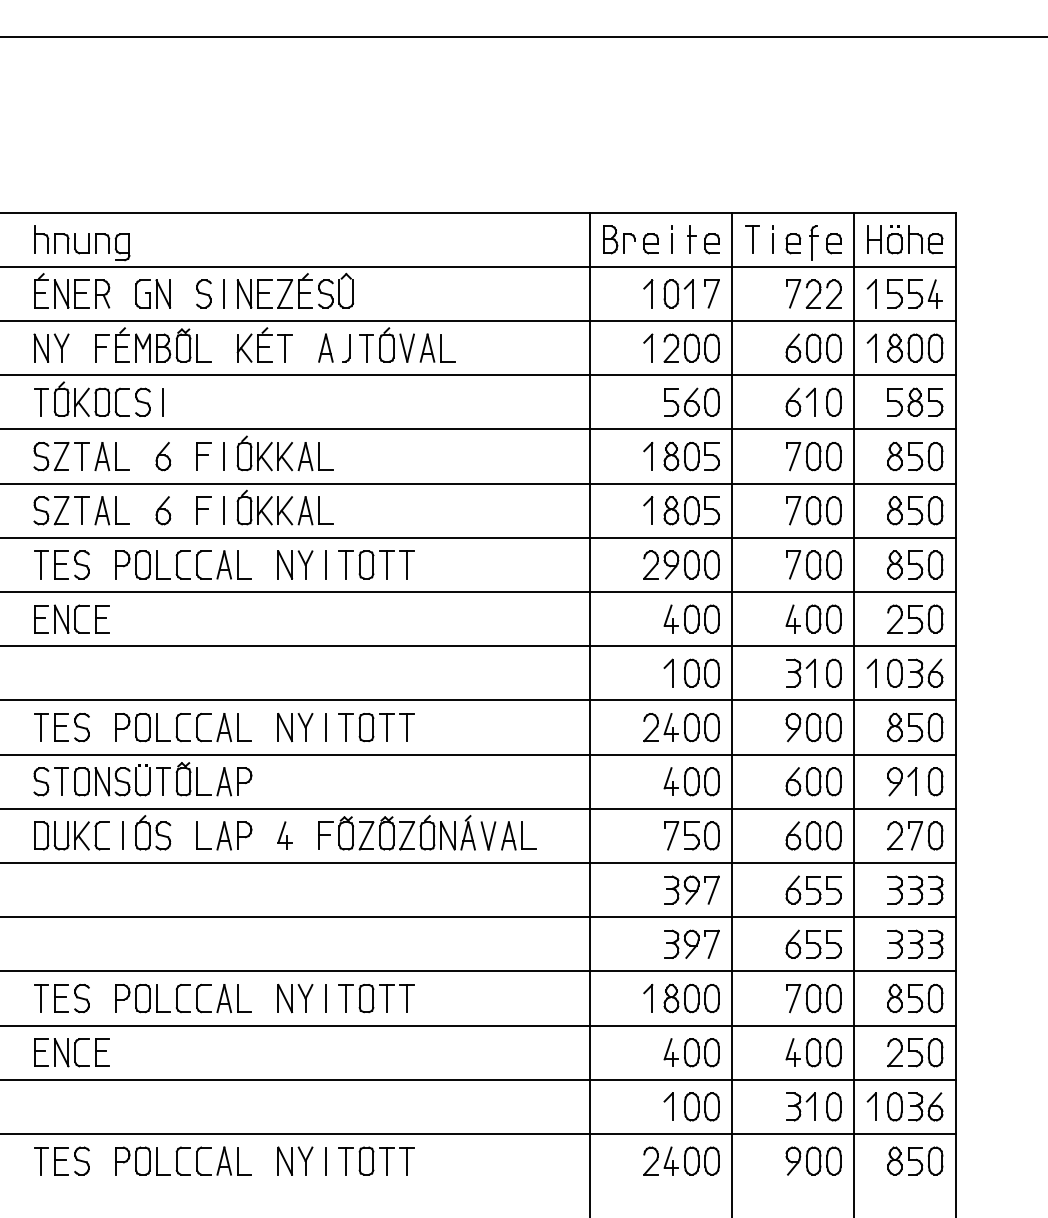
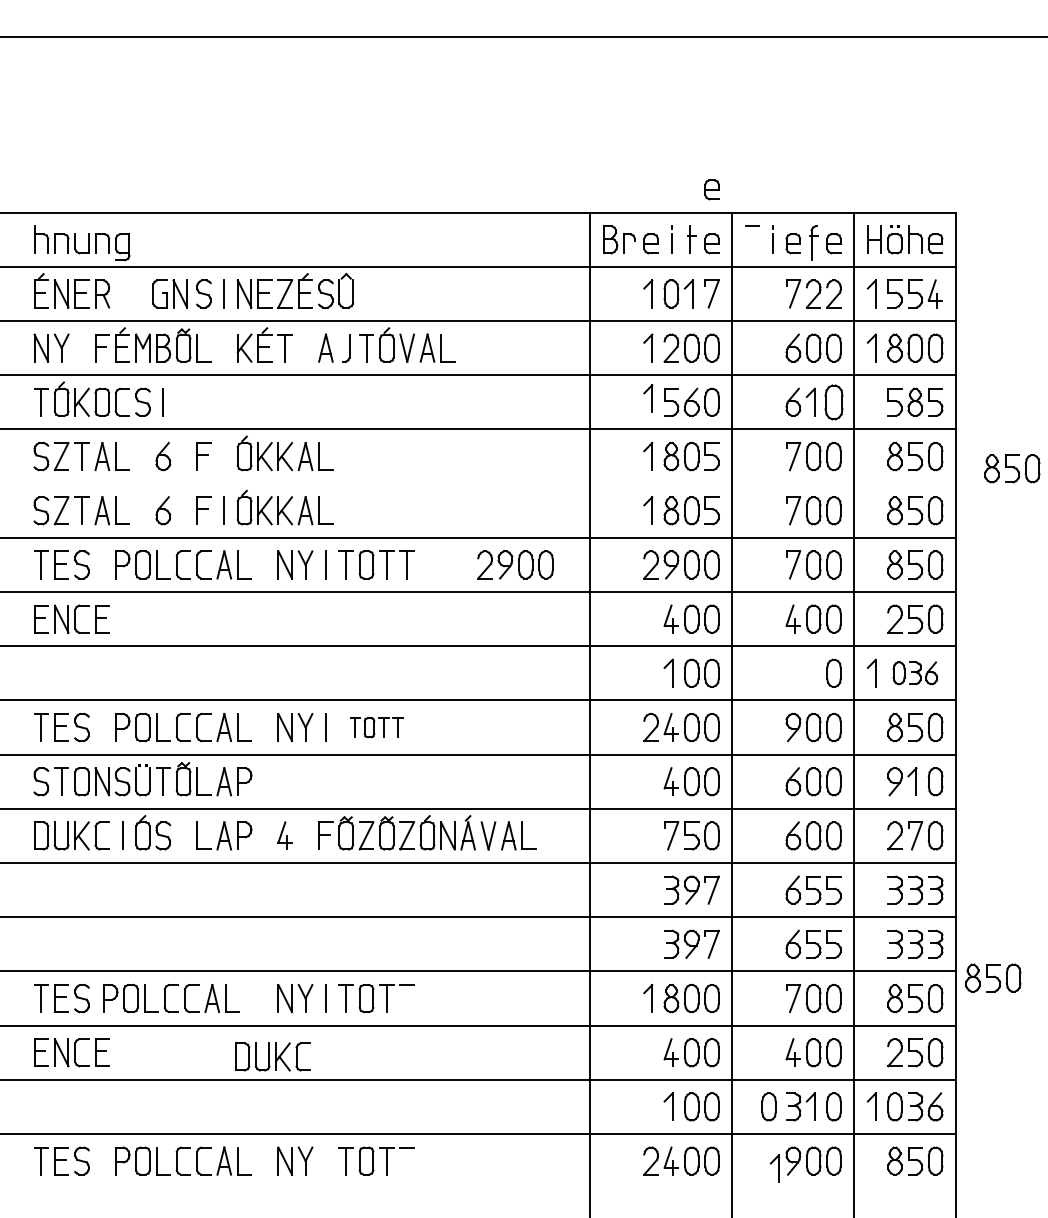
part: none -> present (711, 189)
line: present -> none (752, 239)
part position: (153, 293) -> (170, 293) (170, 293)
part: none -> present (648, 398)
part size: 16x30 px -> 20x37 px (833, 402)
line: present -> none (224, 456)
part: none -> present (1012, 468)
line: present -> none (478, 483)
part: none -> present (515, 564)
part: present -> none (800, 672)
part size: 57x30 px -> 47x25 px (915, 673)
part size: 77x30 px -> 54x22 px (376, 727)
part: none -> present (993, 977)
part position: (183, 998) -> (171, 998) (171, 998)
line: present -> none (407, 998)
part: none -> present (272, 1056)
part: none -> present (768, 1106)
line: present -> none (326, 1160)
line: present -> none (407, 1160)
part: none -> present (774, 1168)
